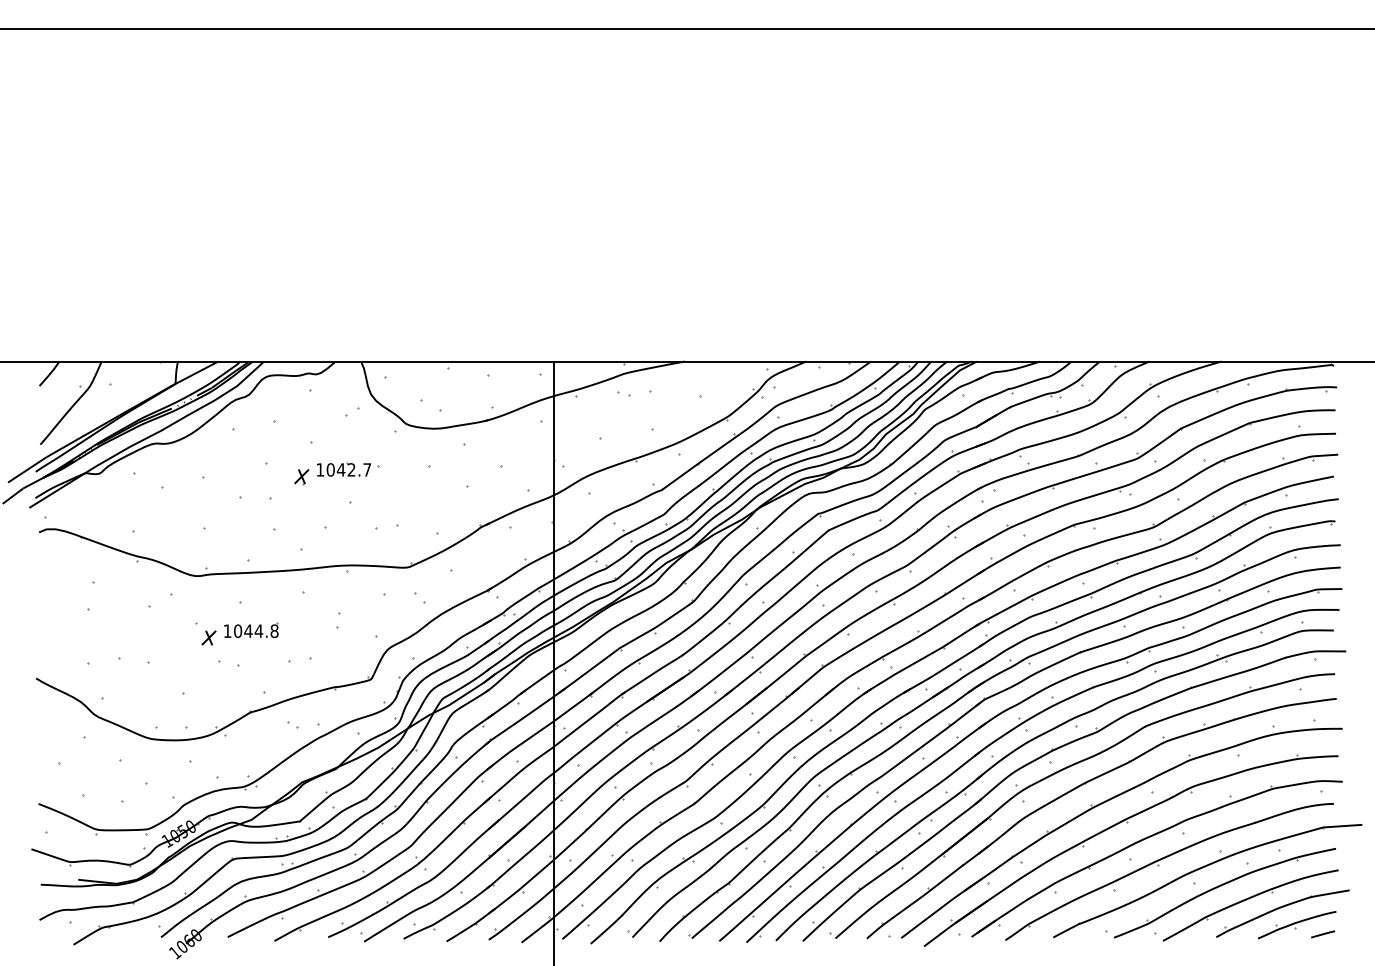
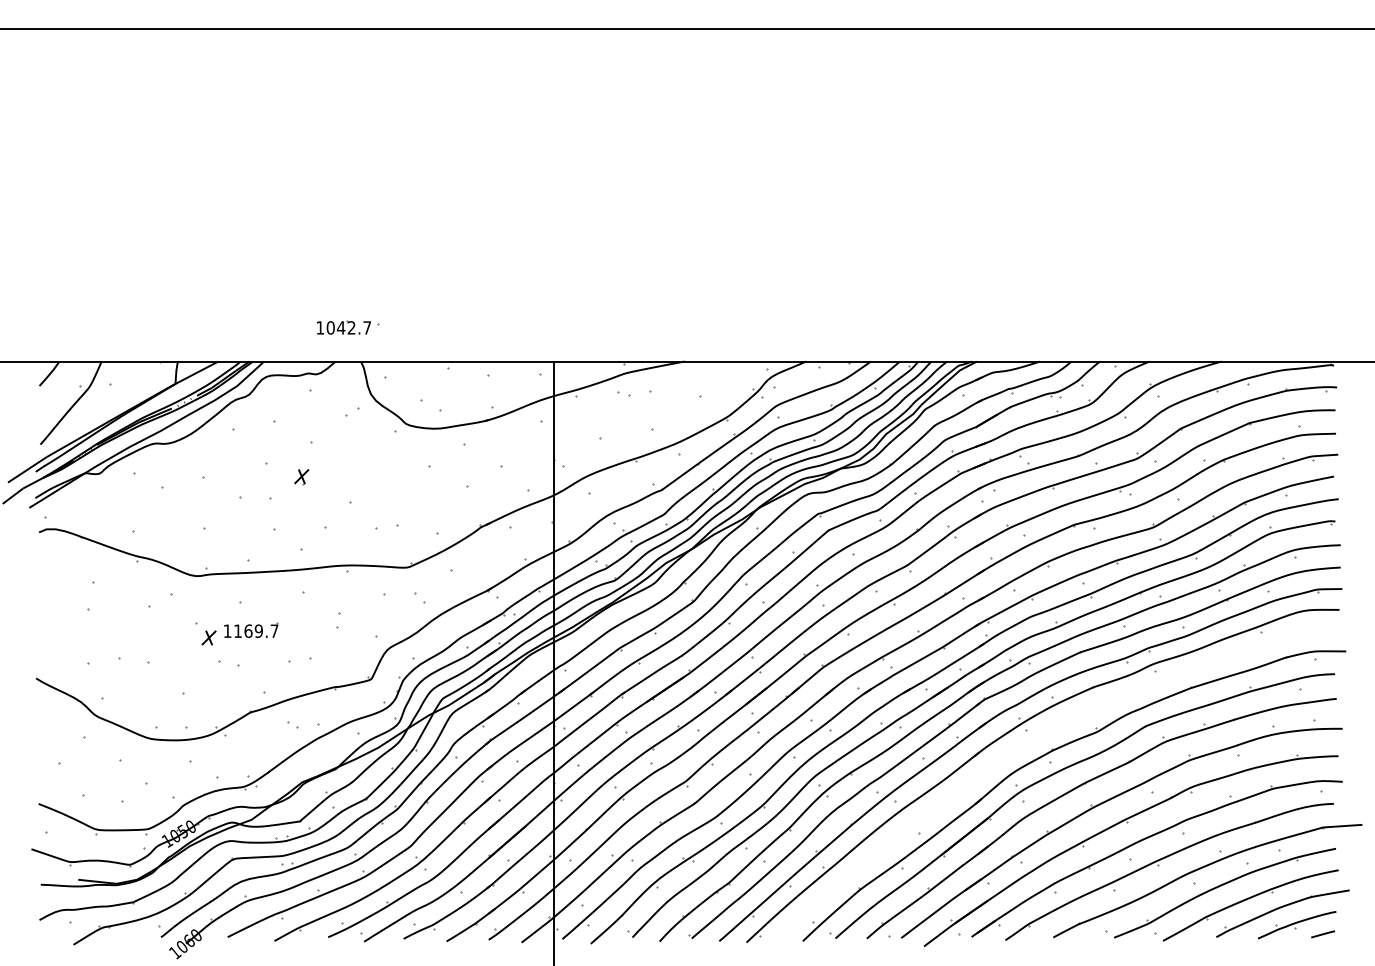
part position: (348, 469) -> (348, 327) (348, 327)
text: 1044.8 -> 1169.7 (256, 631)
part: present -> none (1033, 740)
